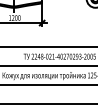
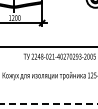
line: present -> none (48, 66)
line: present -> none (48, 84)
line: solid -> dashed (49, 103)
